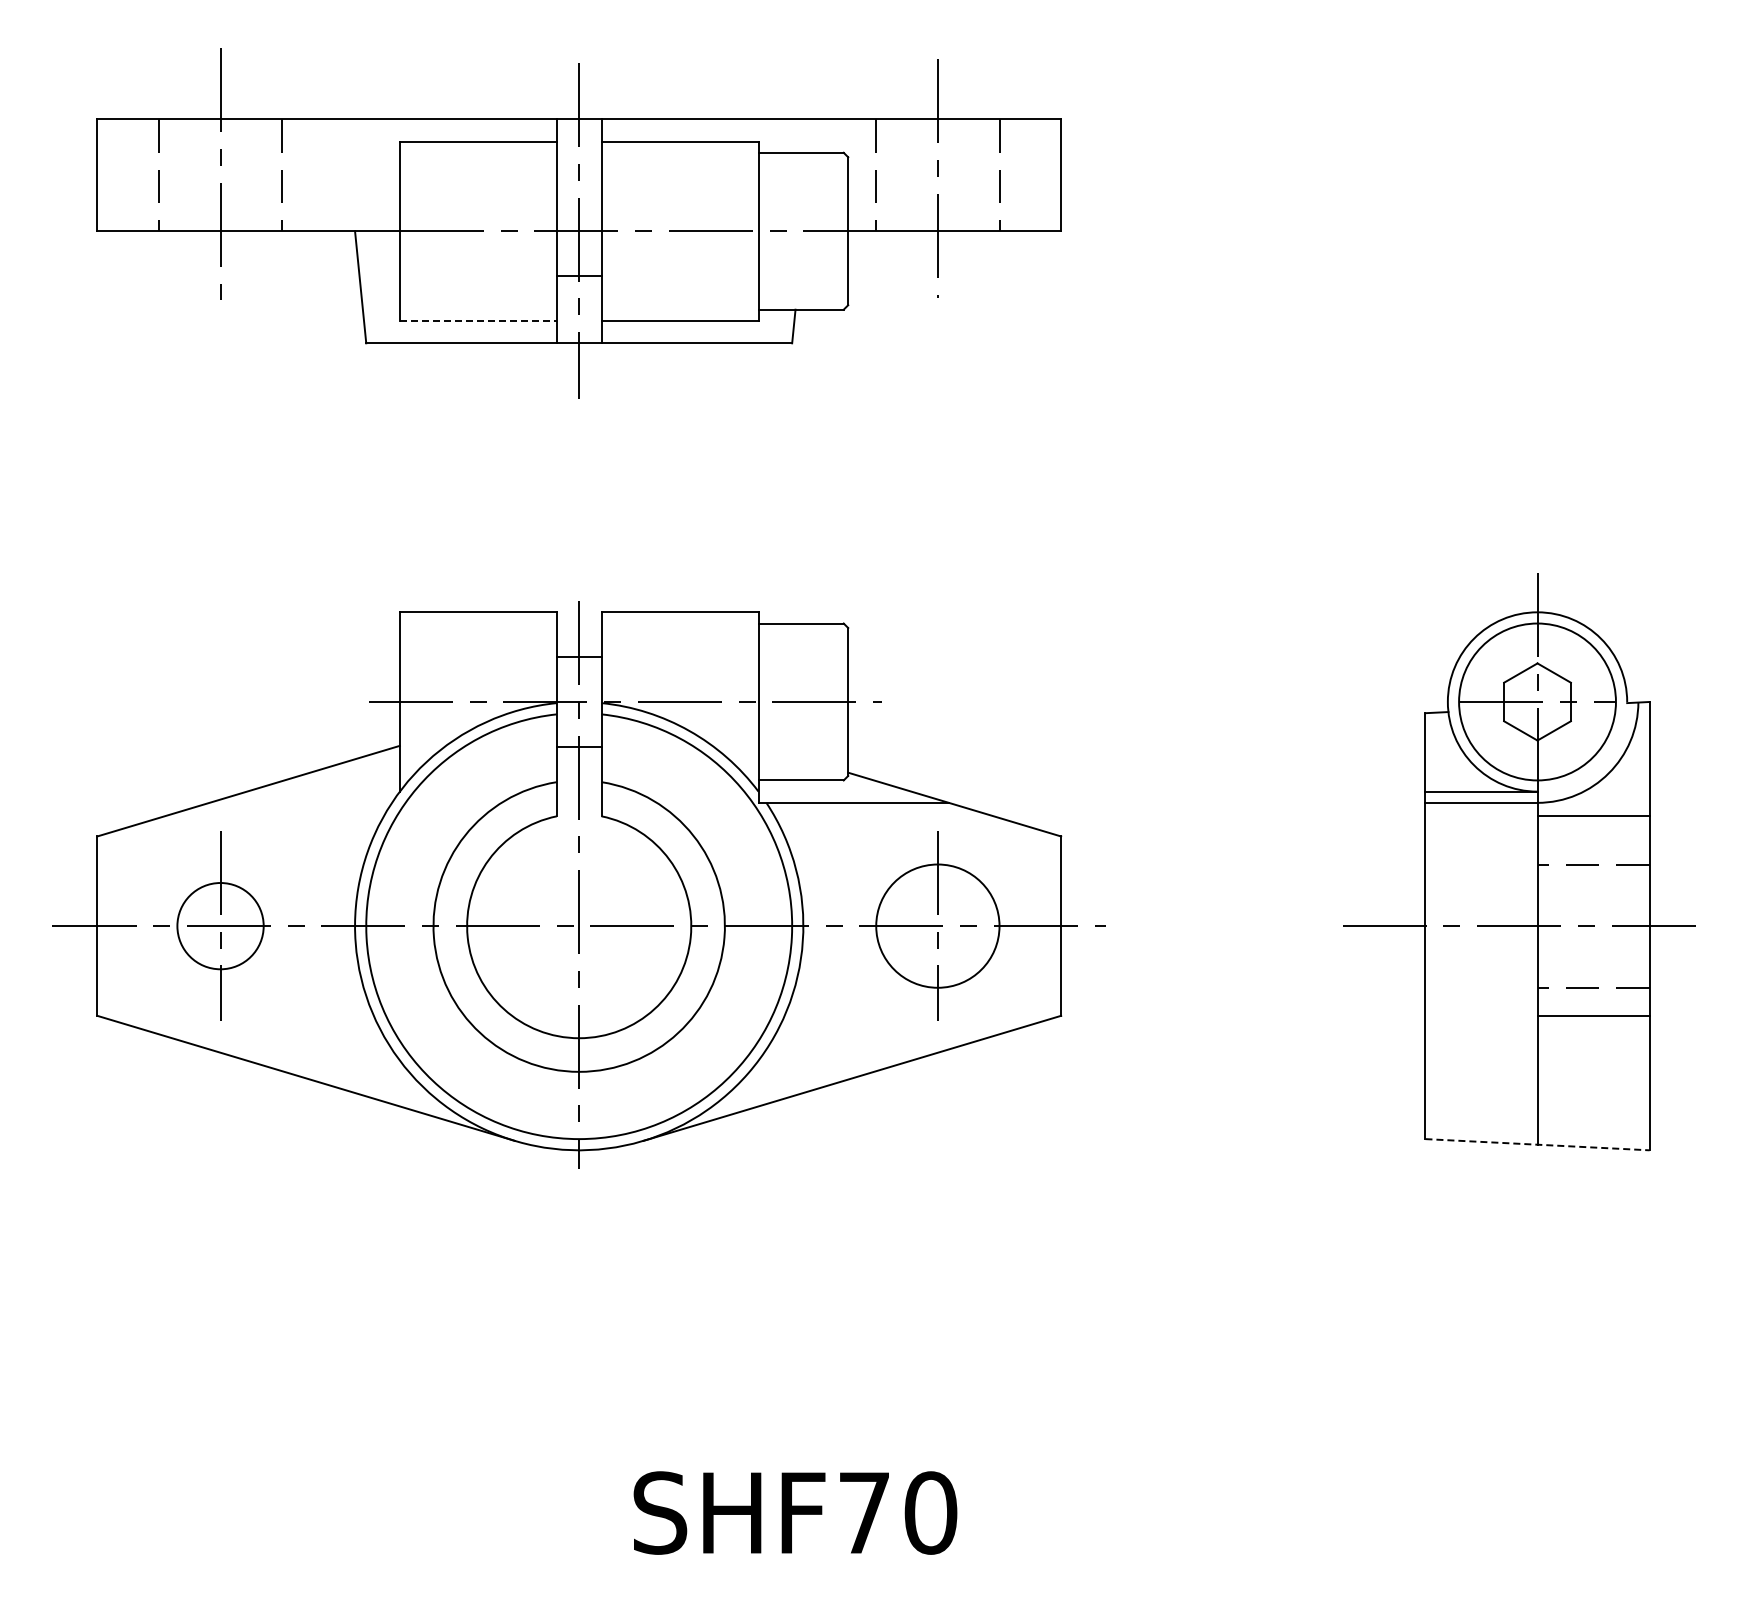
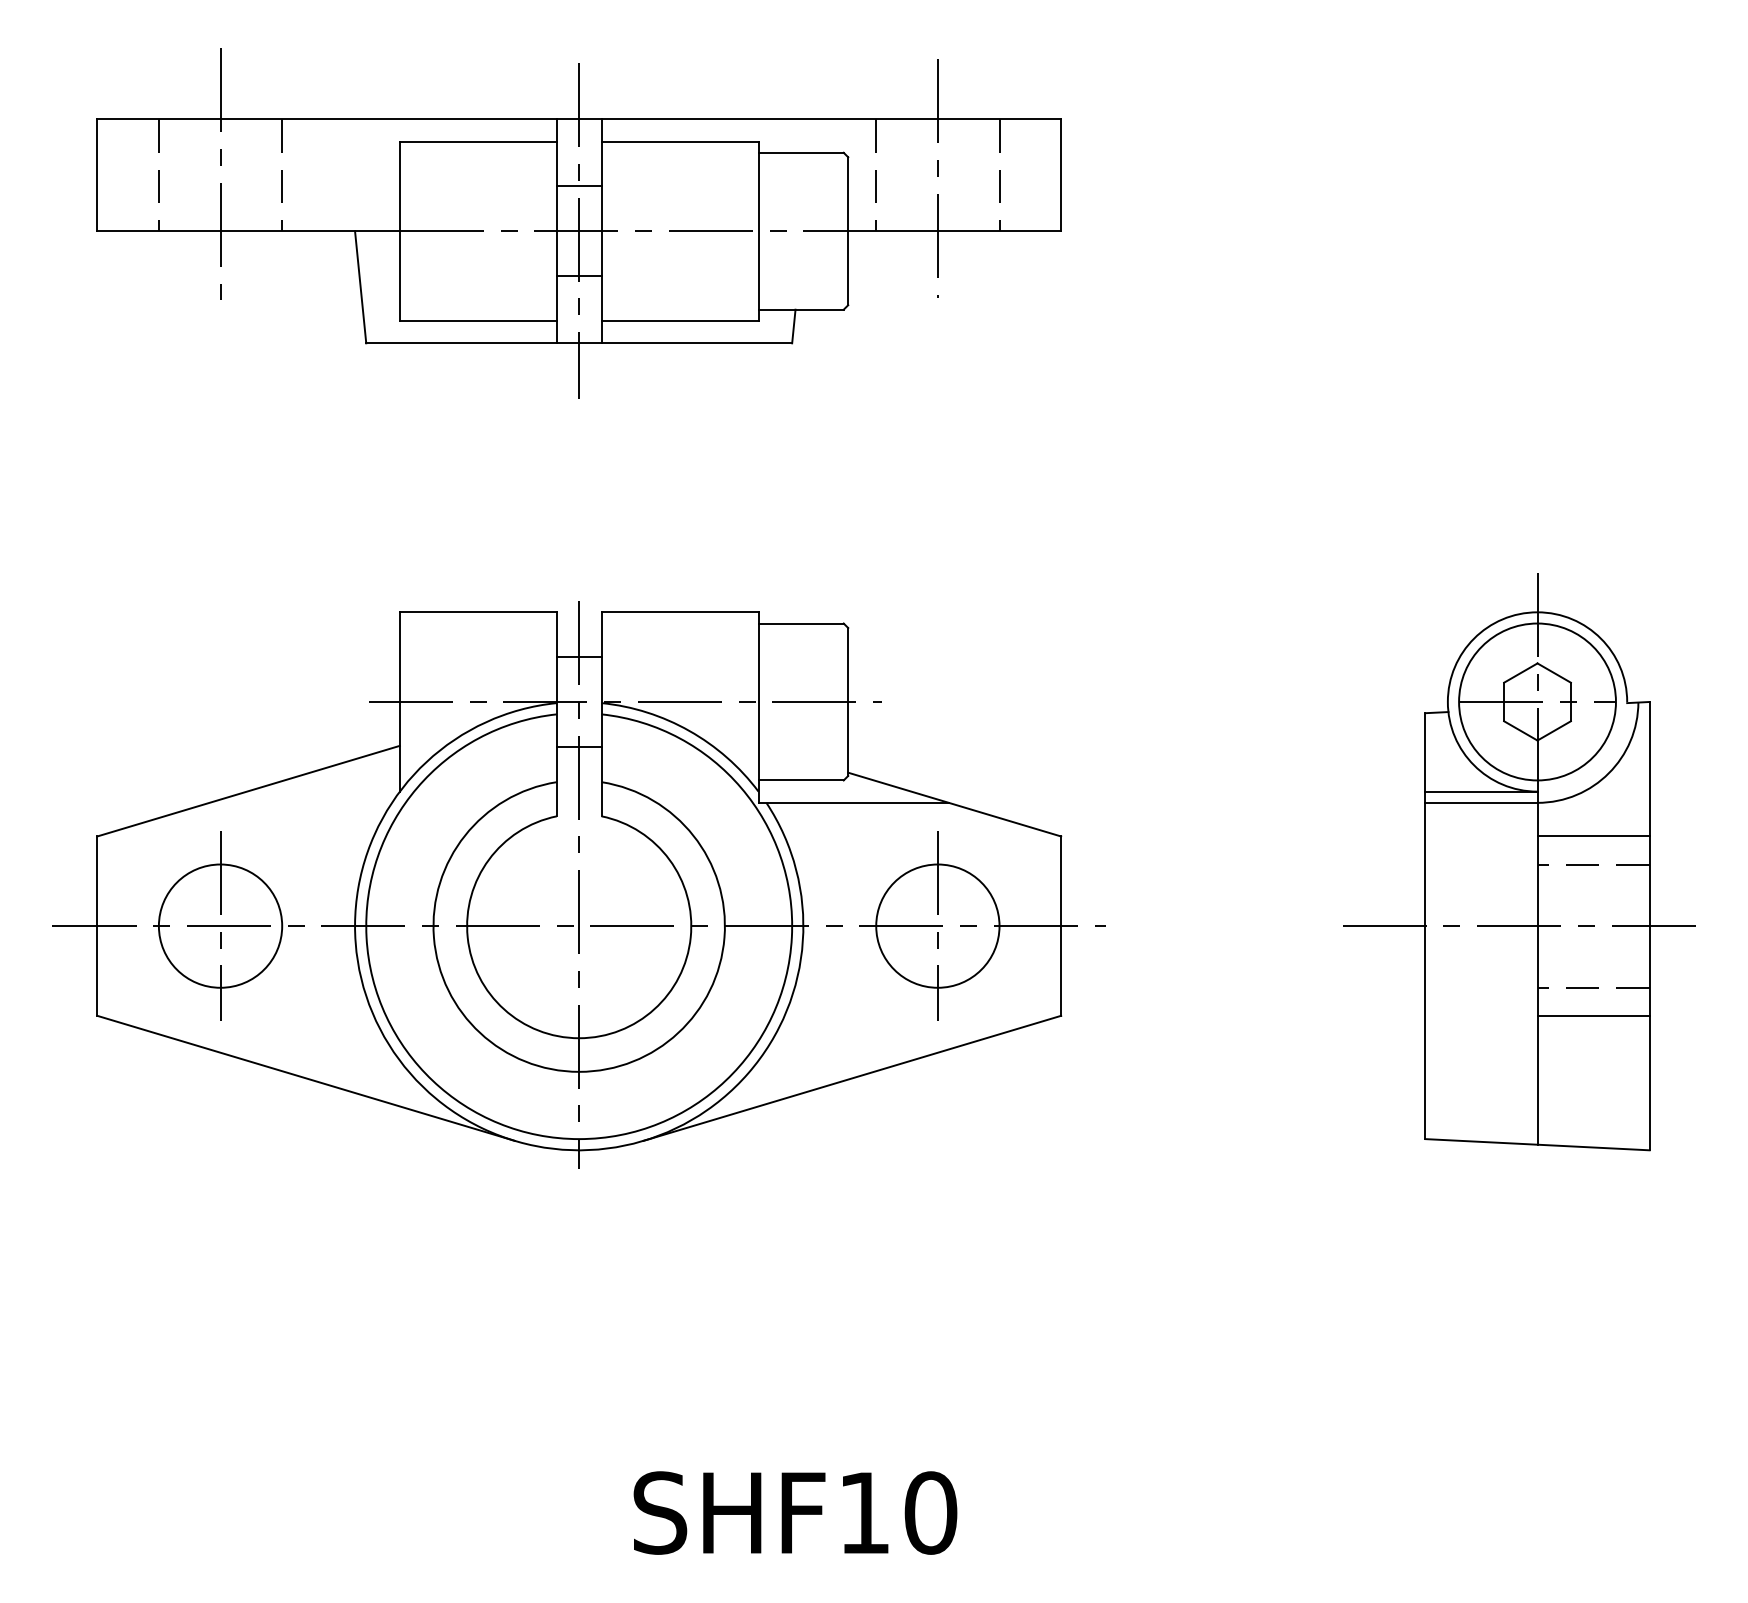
line: none -> present (578, 186)
line: dashed -> solid (478, 320)
line position: (1593, 816) -> (1593, 836) (1593, 836)
circle diameter: 86 px -> 123 px (220, 925)
line: dashed -> solid (1538, 1144)
text: SHF70 -> SHF10 (864, 1512)
